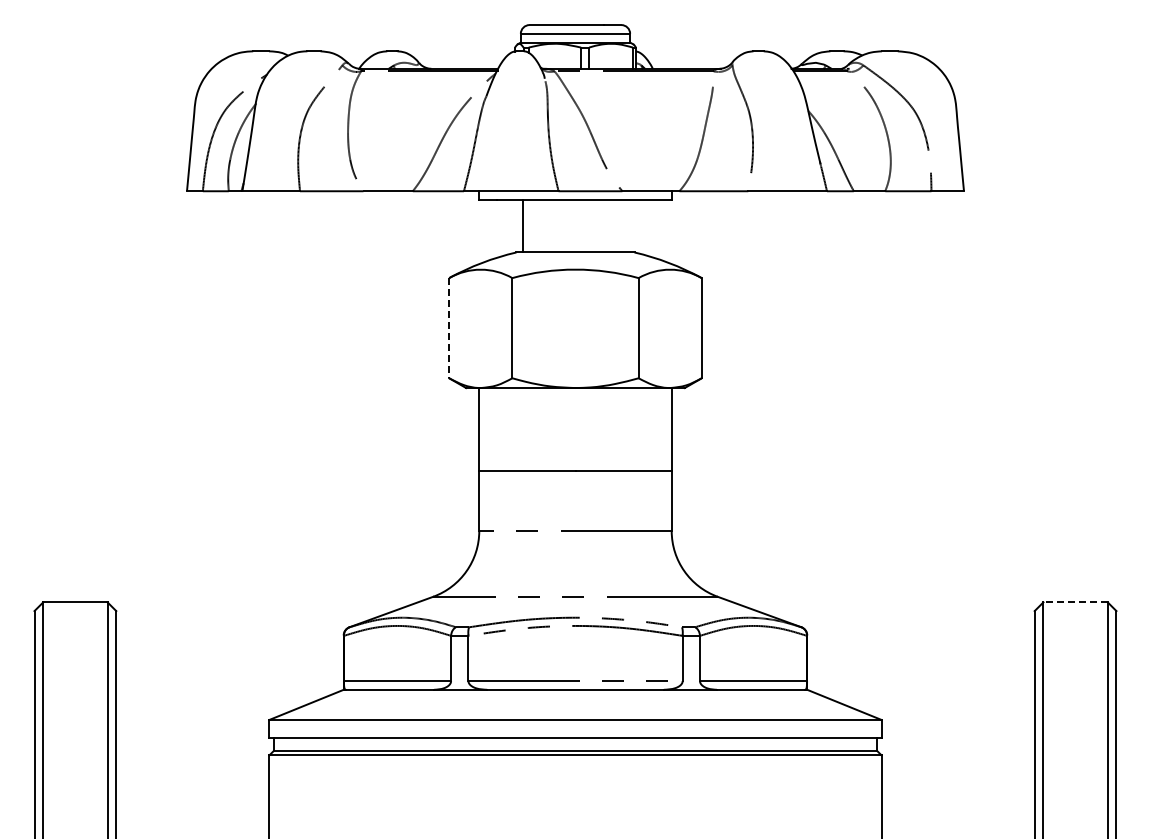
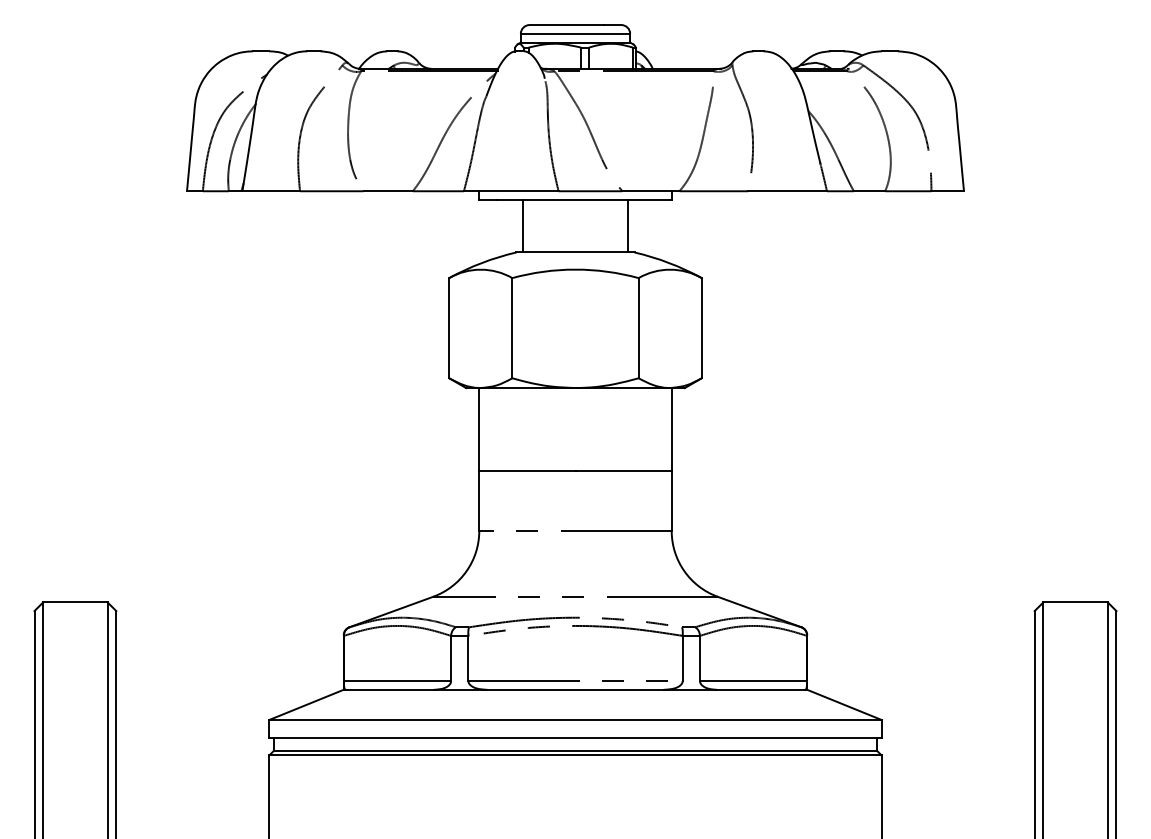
line: none -> present (627, 226)
line: dashed -> solid (449, 328)
line: dashed -> solid (1075, 602)
